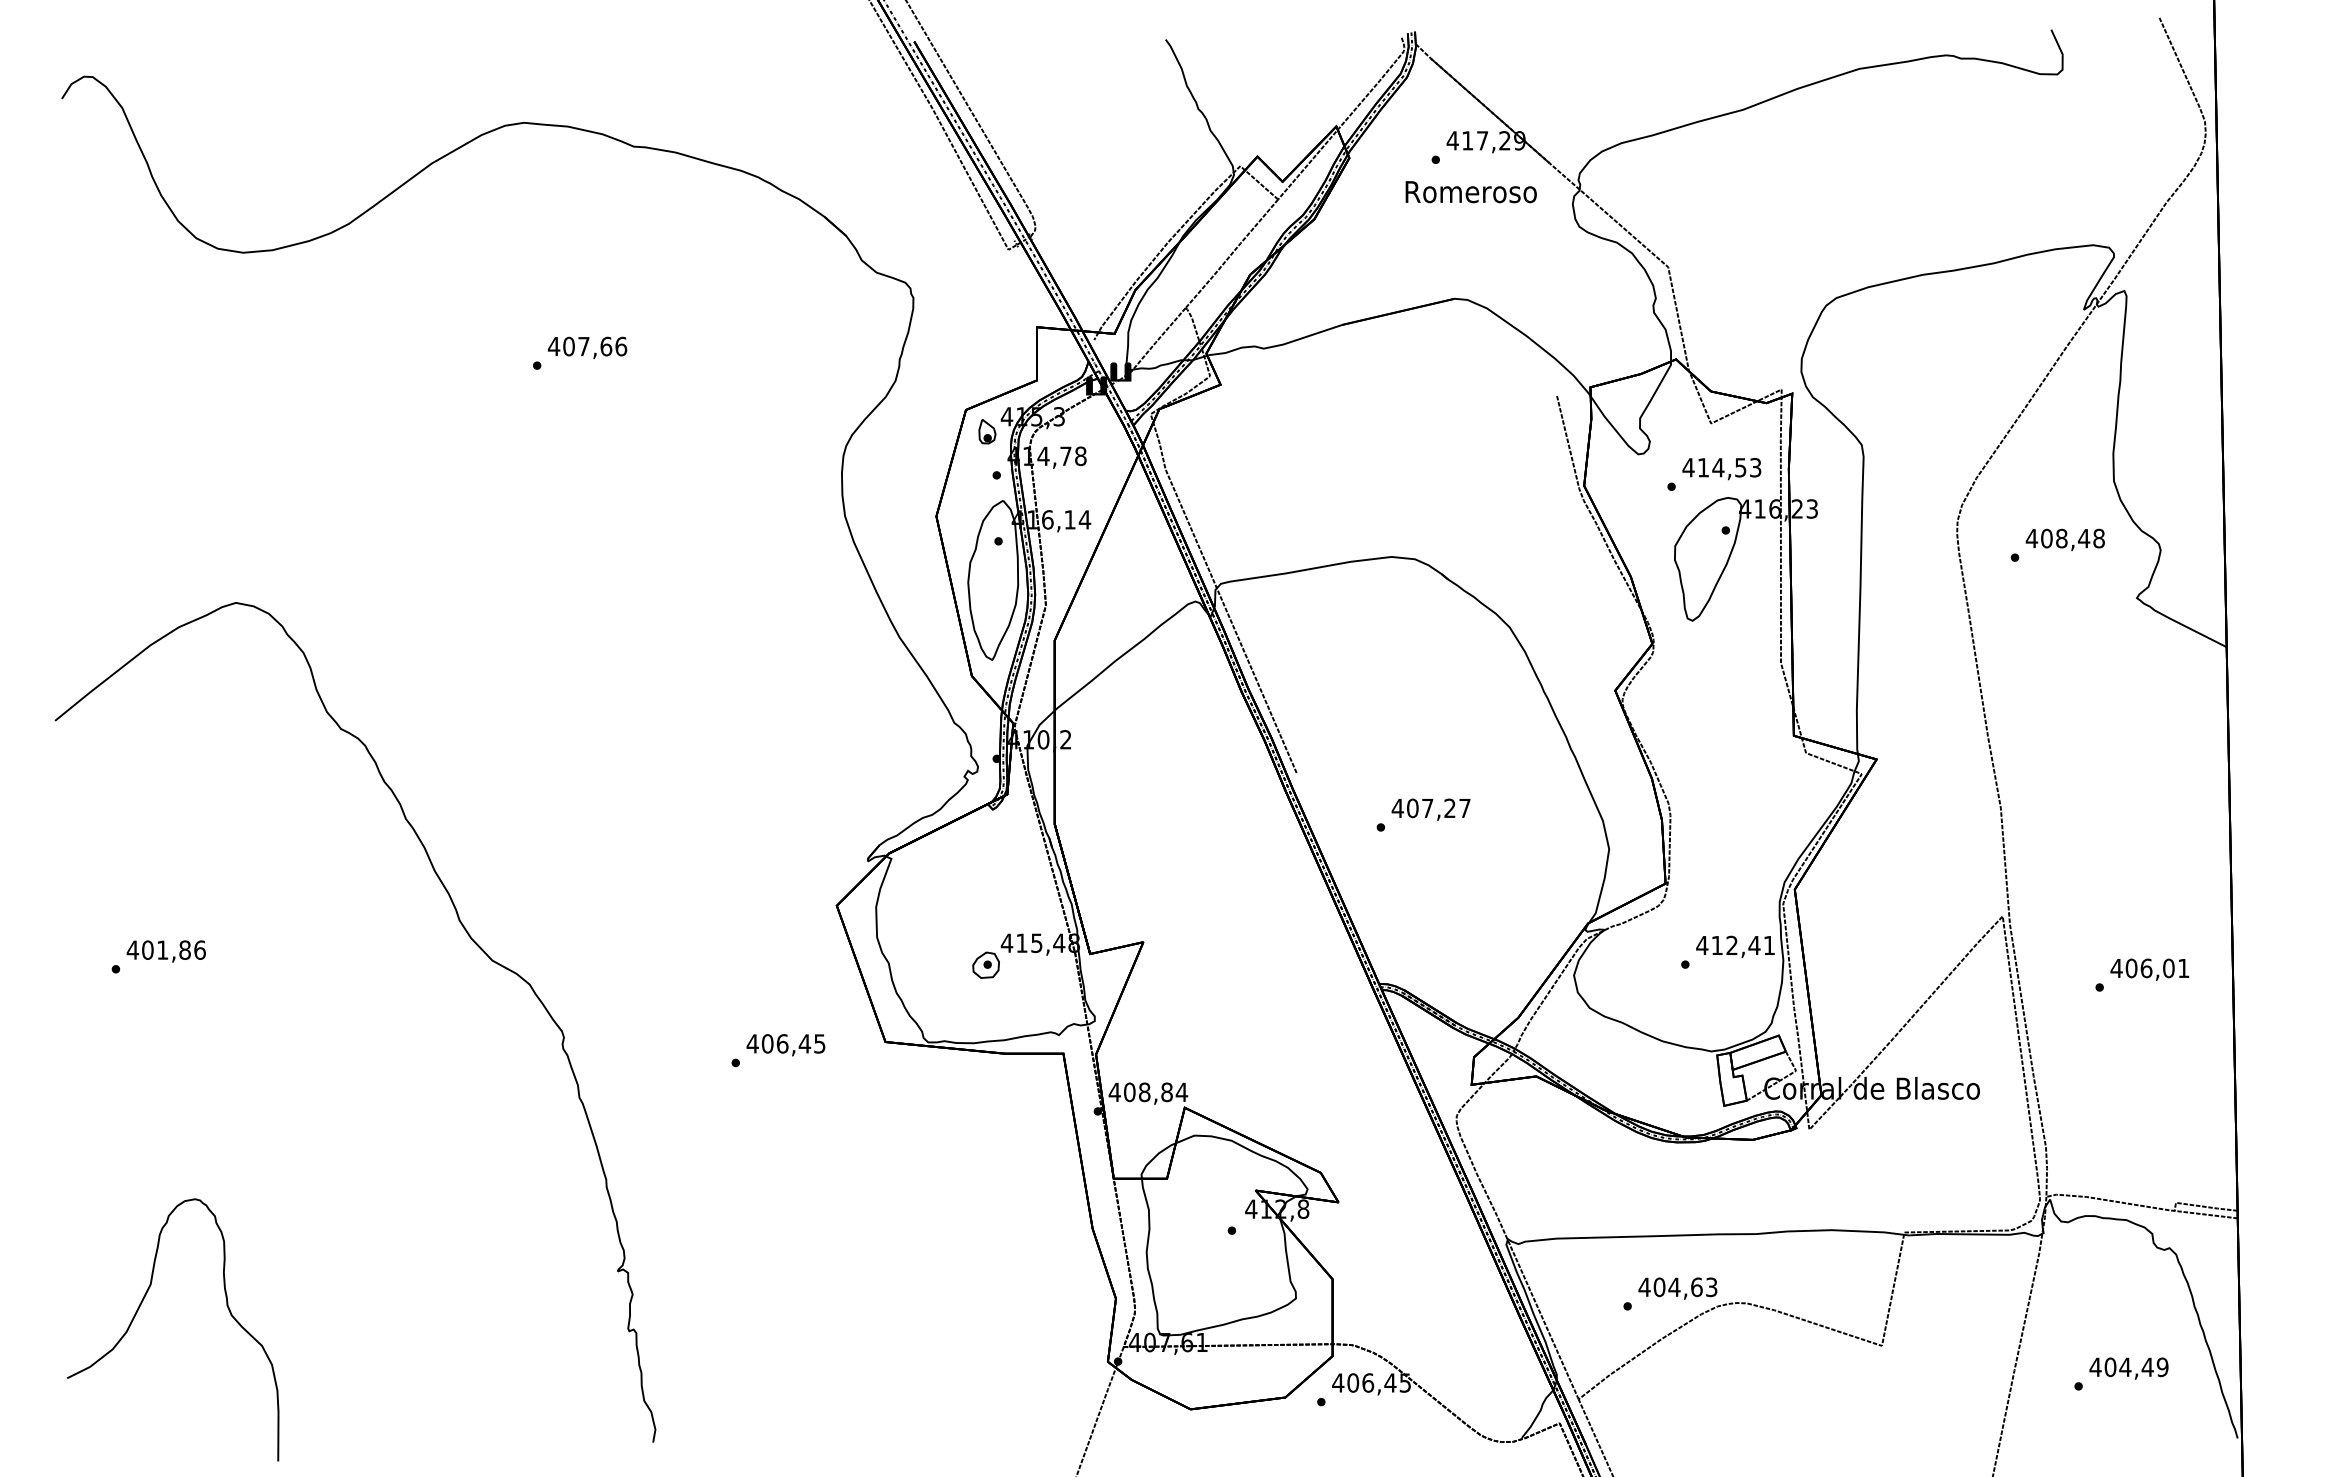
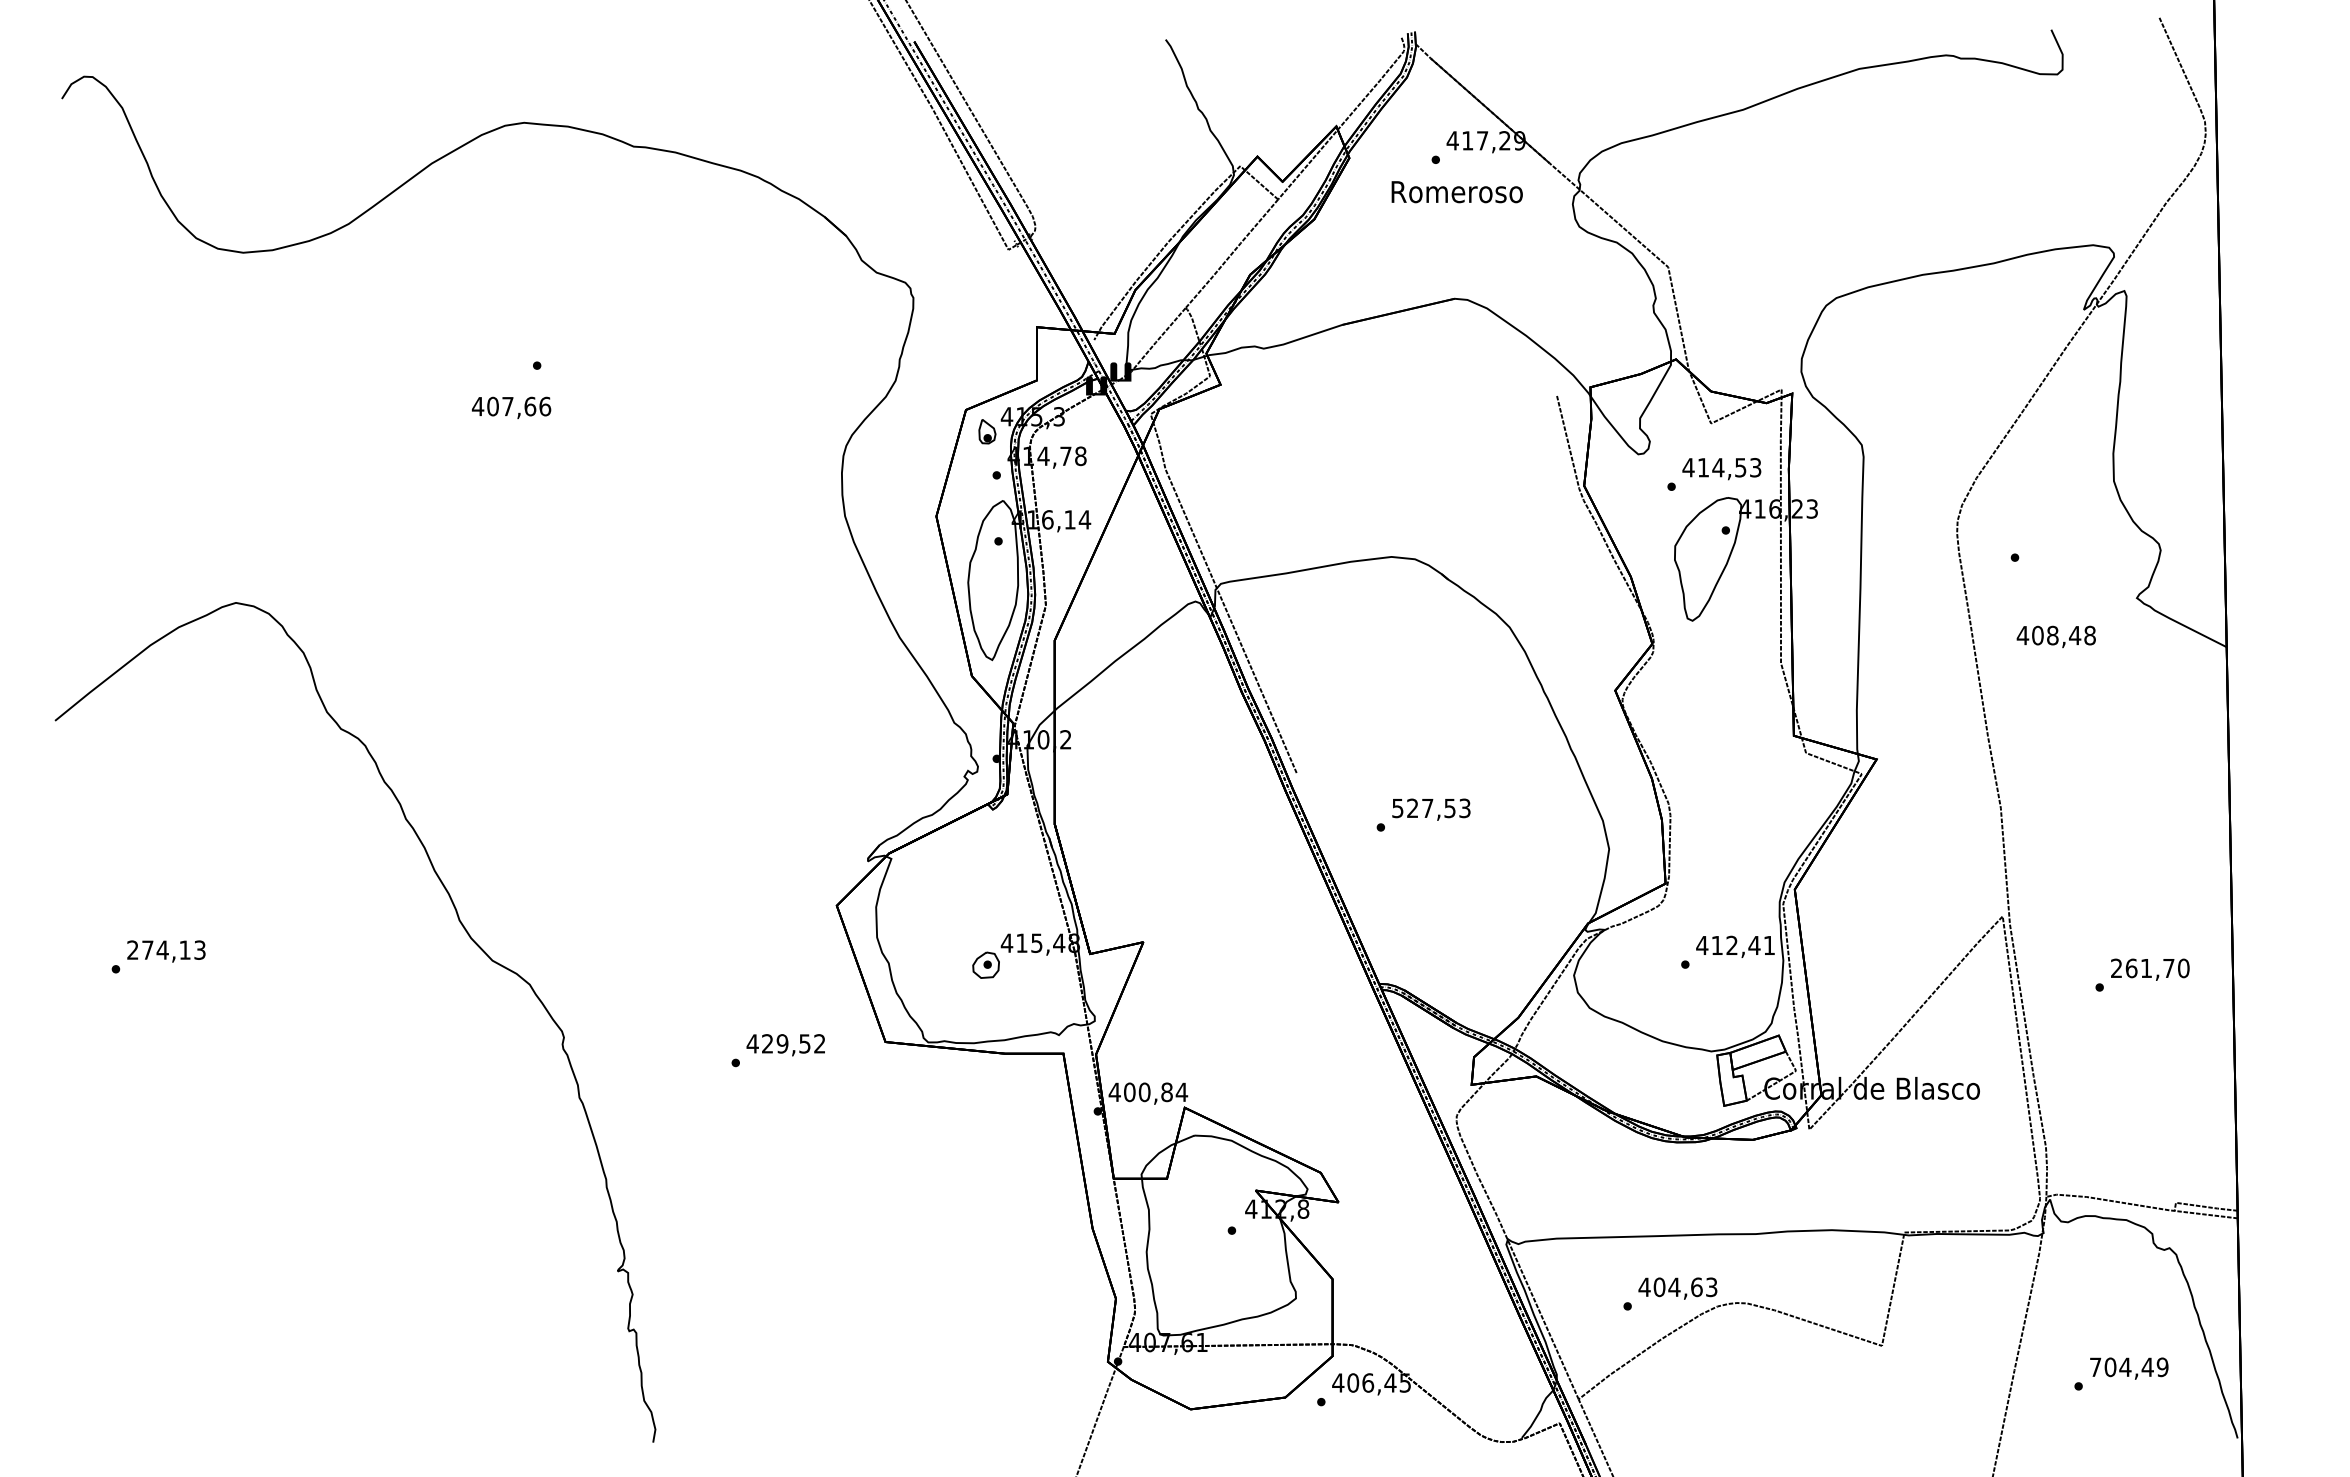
text position: (1470, 192) -> (1456, 192) (1456, 192)
text position: (587, 347) -> (511, 407) (511, 407)
text position: (2064, 539) -> (2055, 636) (2055, 636)
text: 407,27 -> 527,53 (1430, 808)
text: 401,86 -> 274,13 (165, 949)
text: 406,01 -> 261,70 (2149, 968)
text: 406,45 -> 429,52 (793, 1043)
text: 408,84 -> 400,84 (1144, 1091)
curve: present -> none (137, 1312)
text: 404,49 -> 704,49 (2095, 1366)
